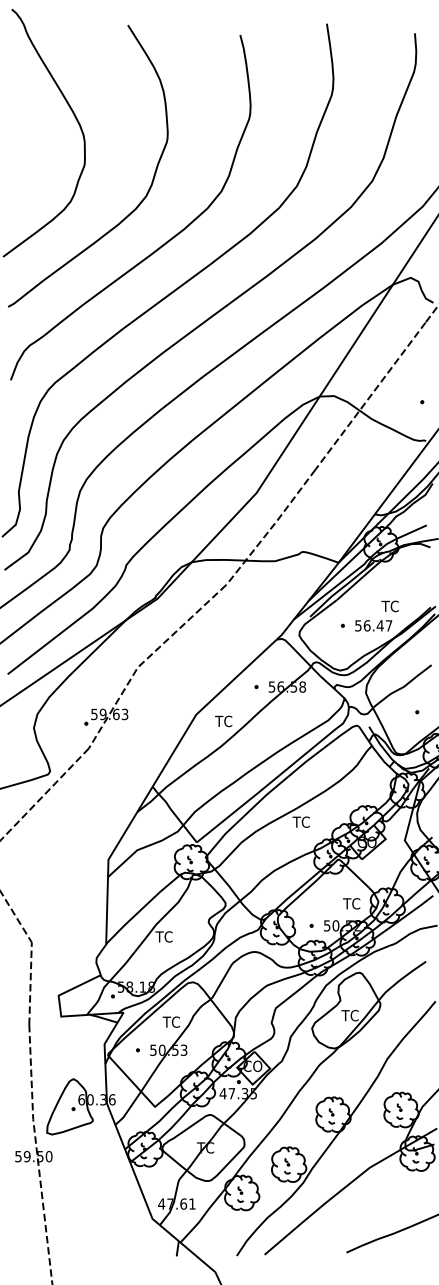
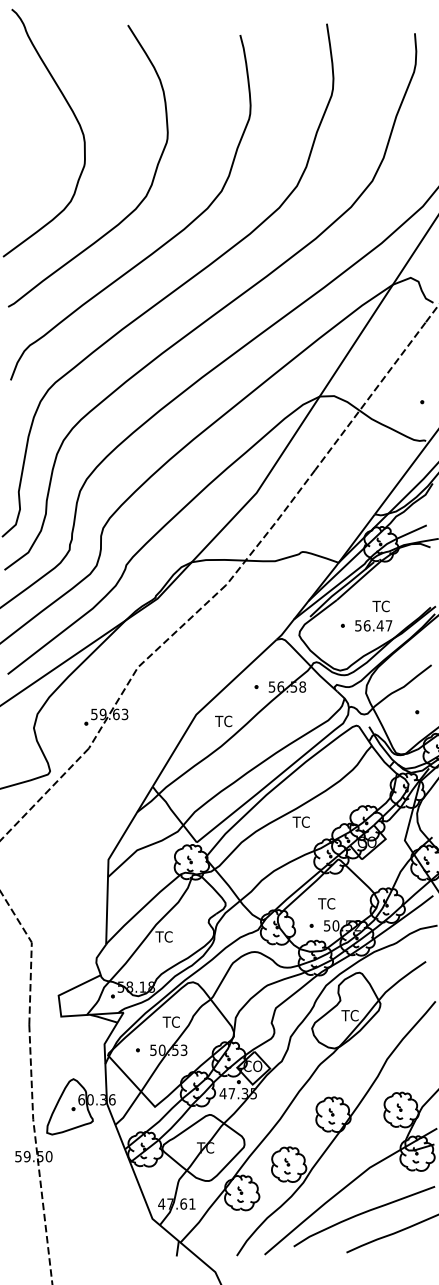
text position: (389, 606) -> (380, 606) (380, 606)
text position: (351, 903) -> (326, 903) (326, 903)
curve: none -> present (362, 1214)
